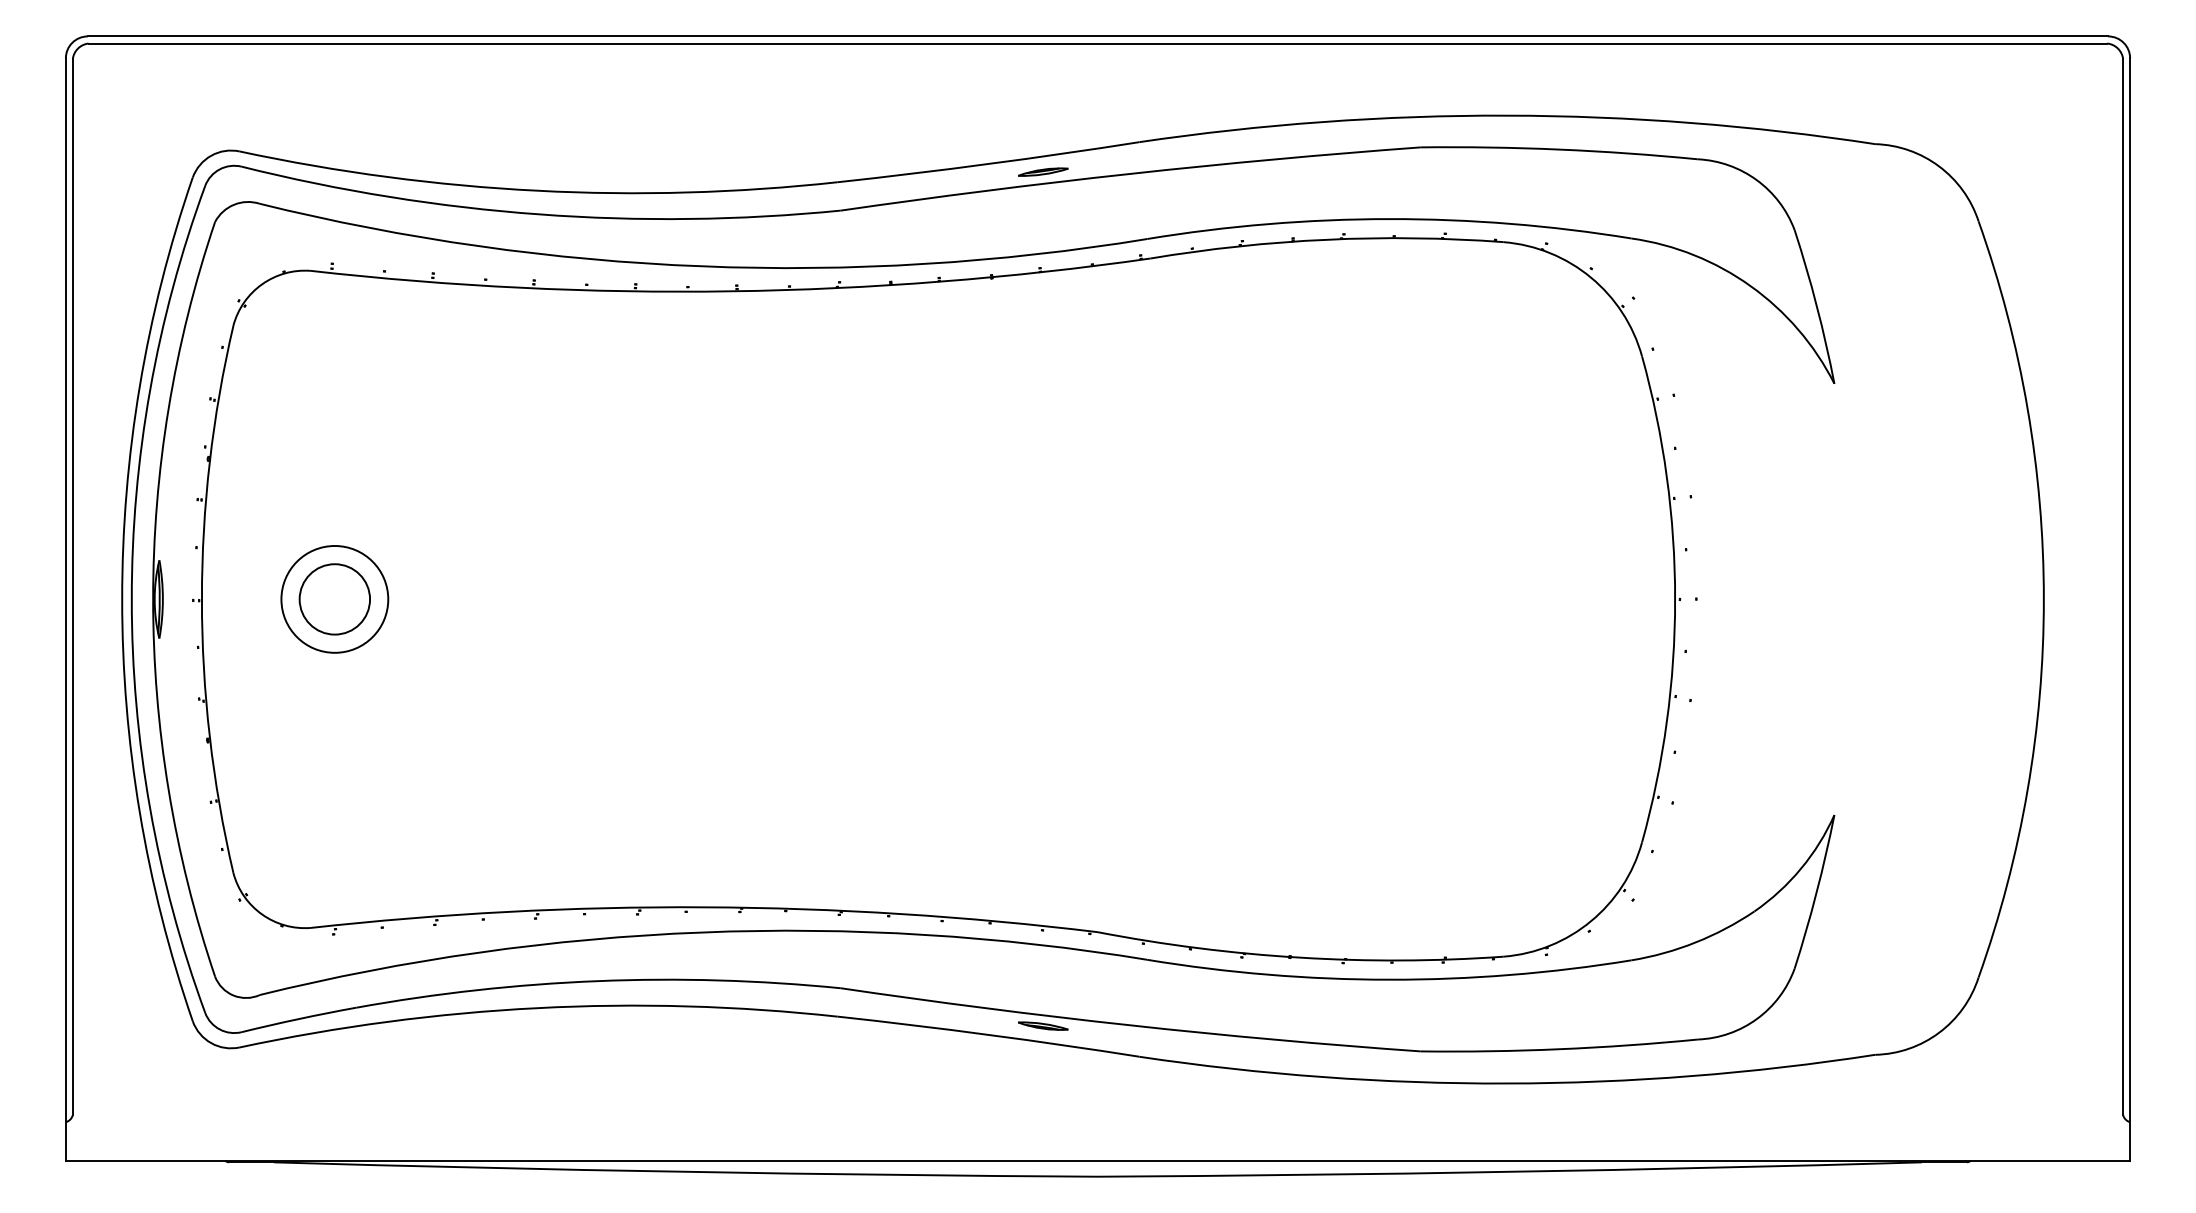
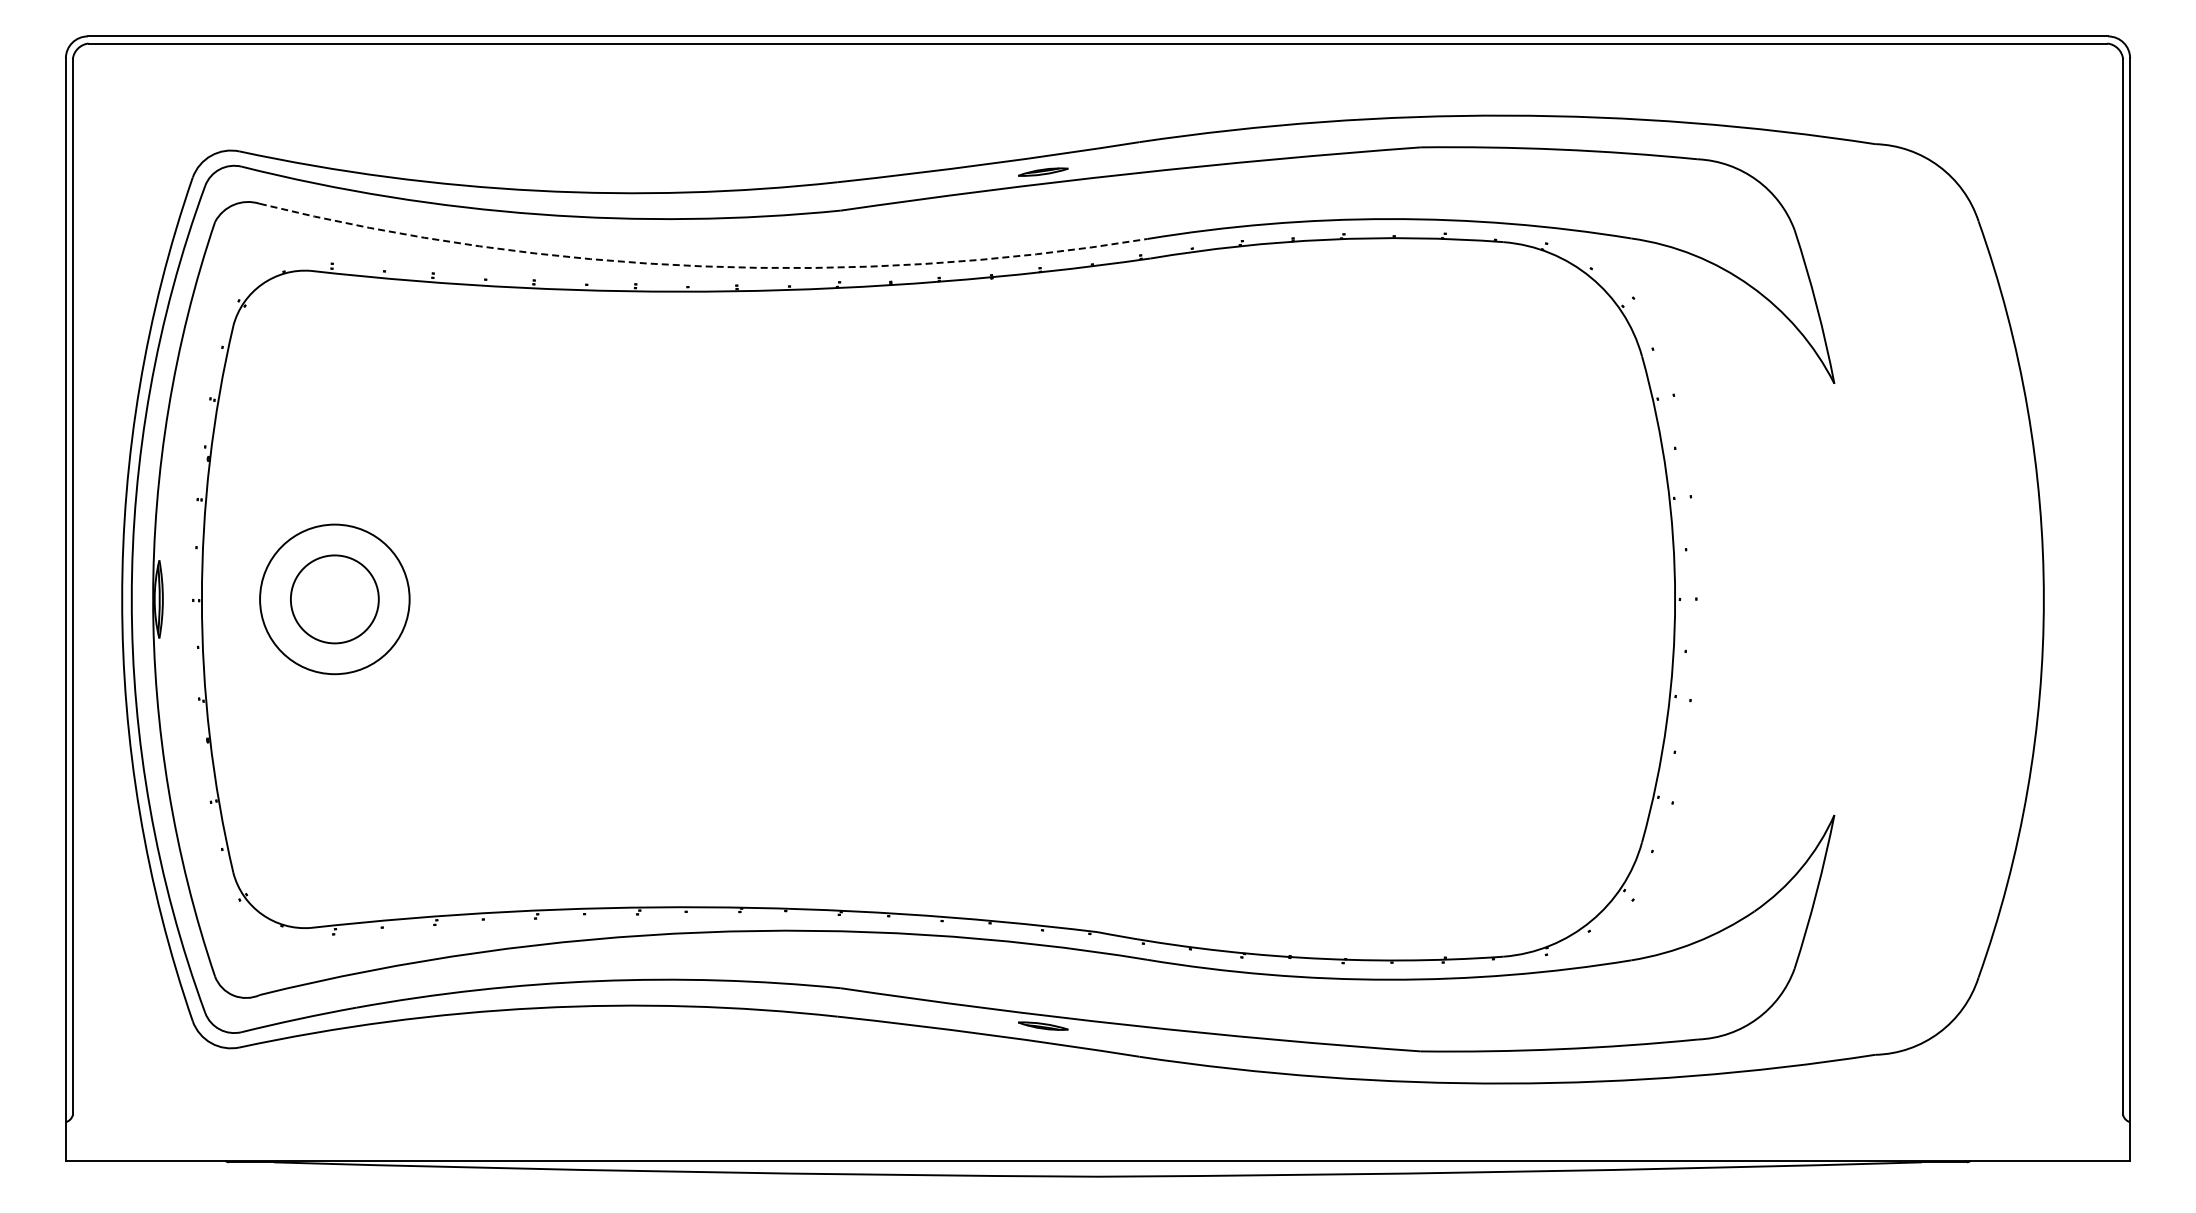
arc: solid -> dashed (701, 266)
circle diameter: 107 px -> 150 px (334, 599)
circle diameter: 70 px -> 88 px (334, 599)
